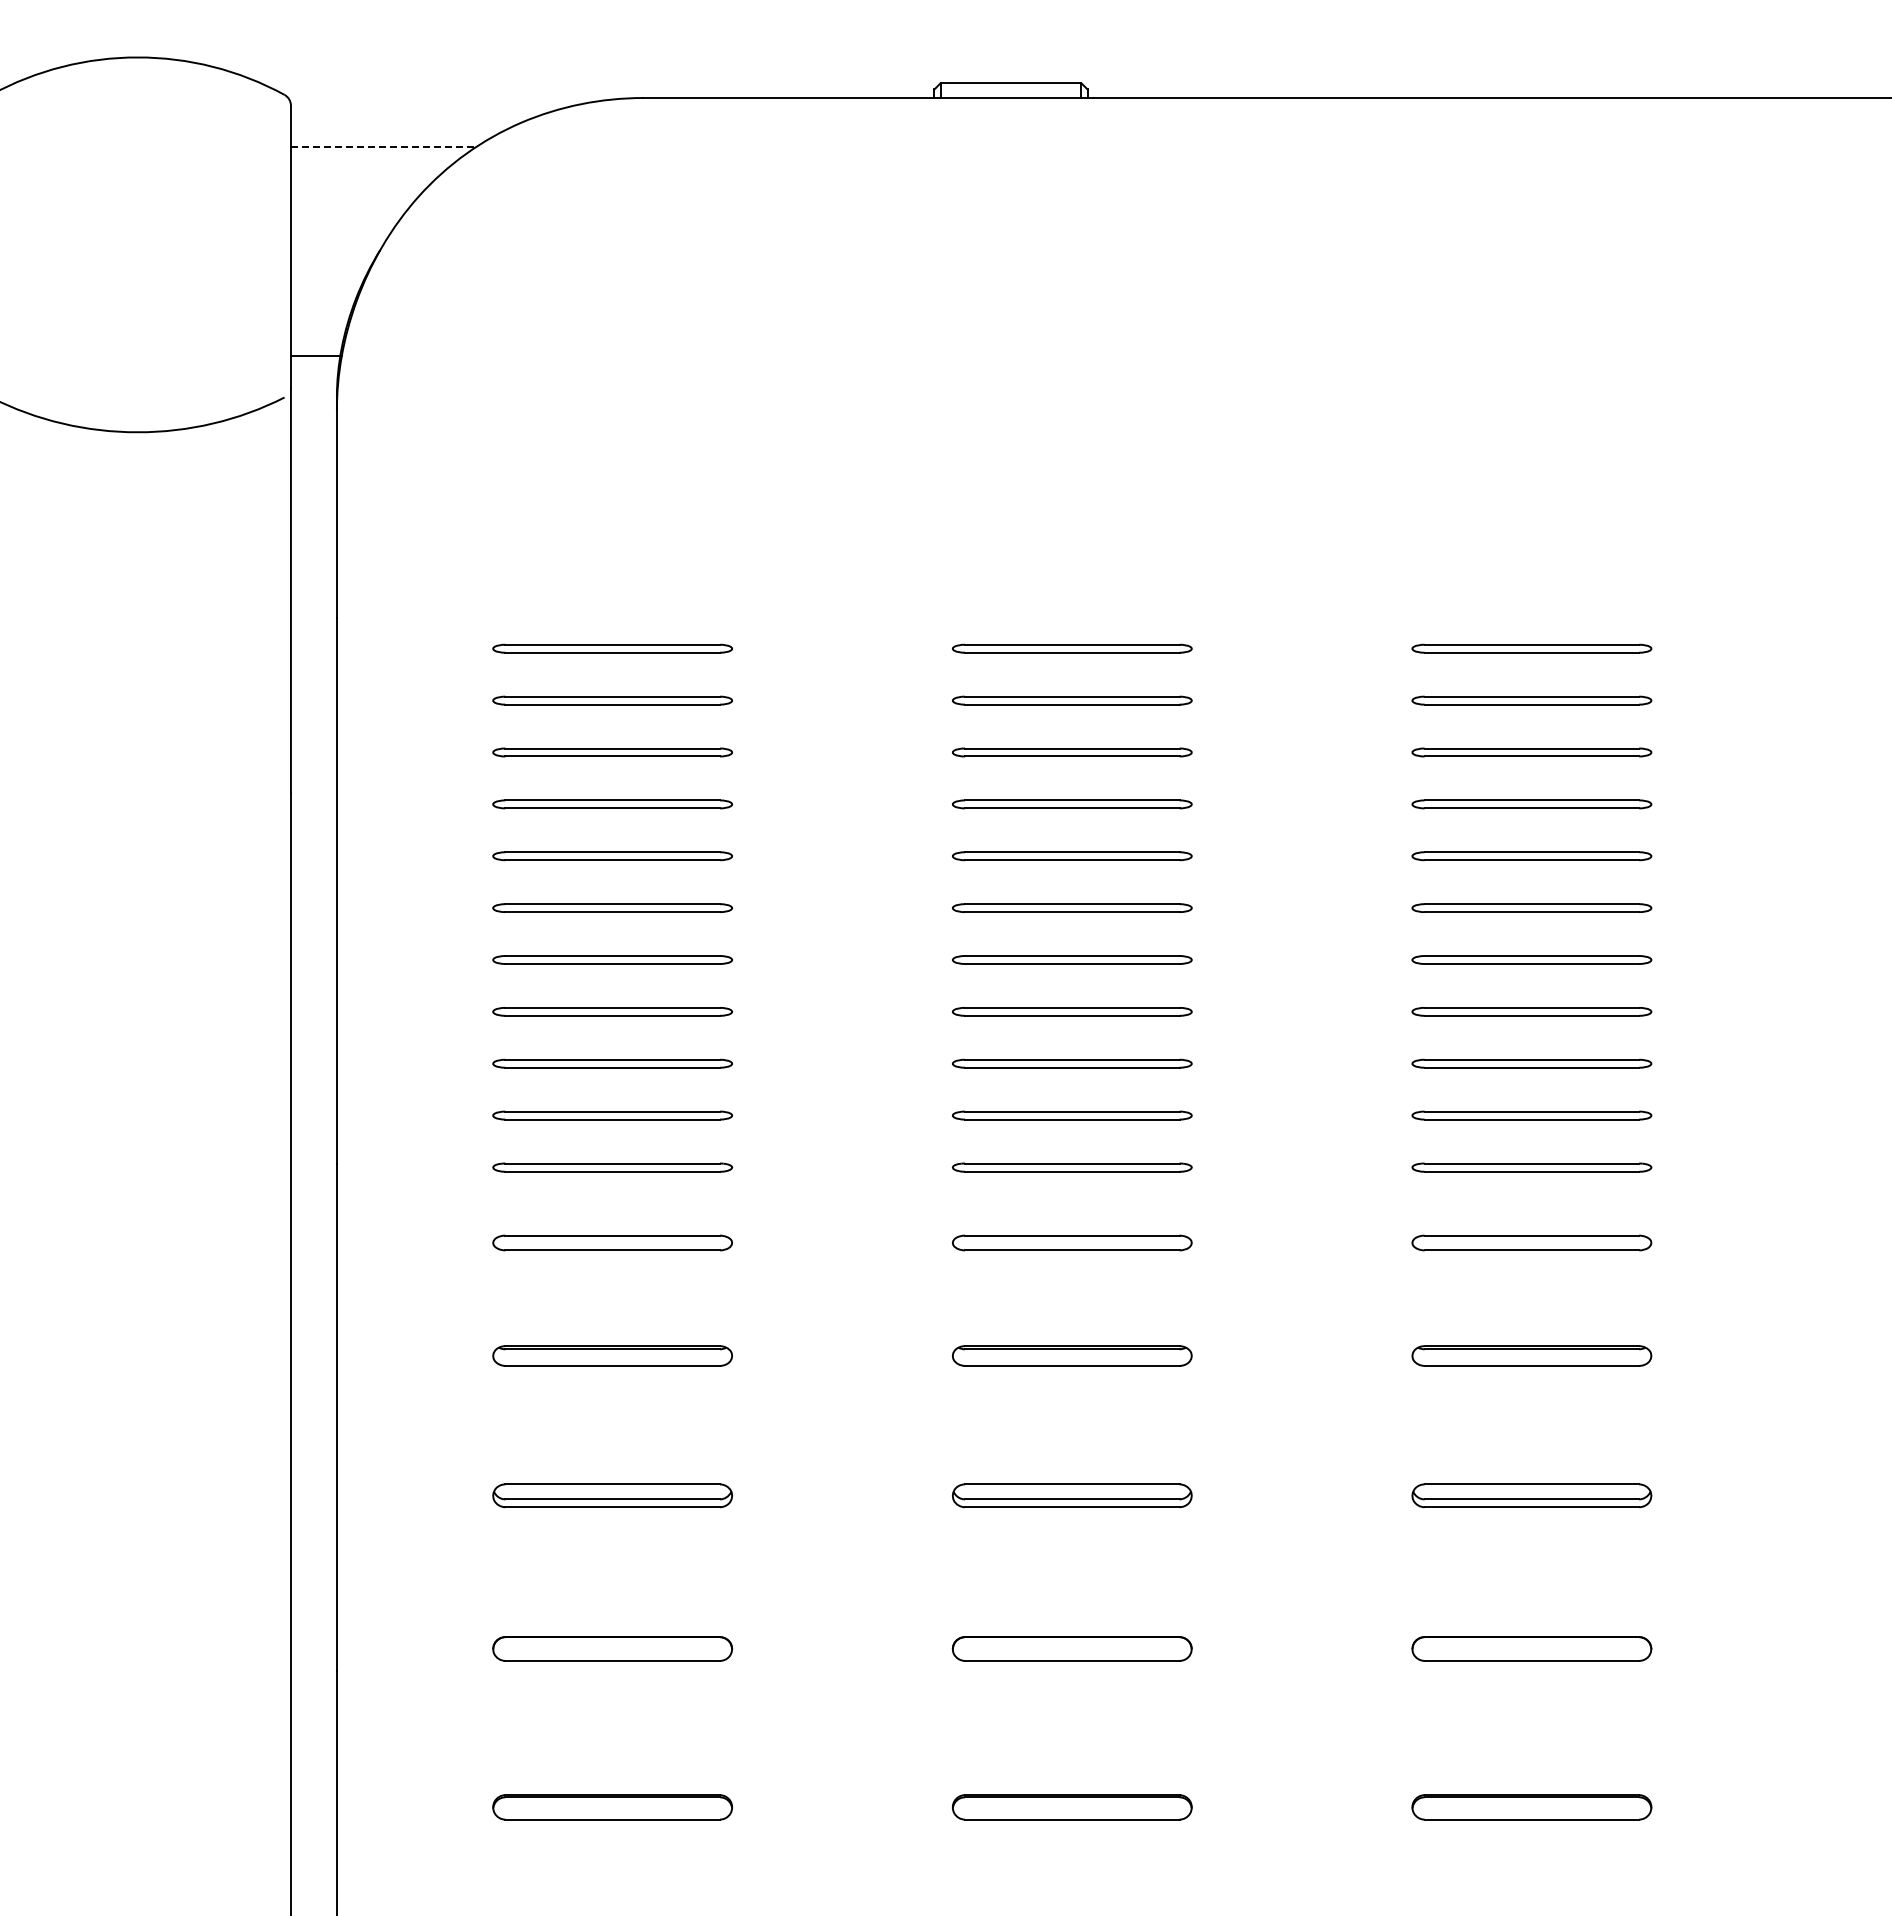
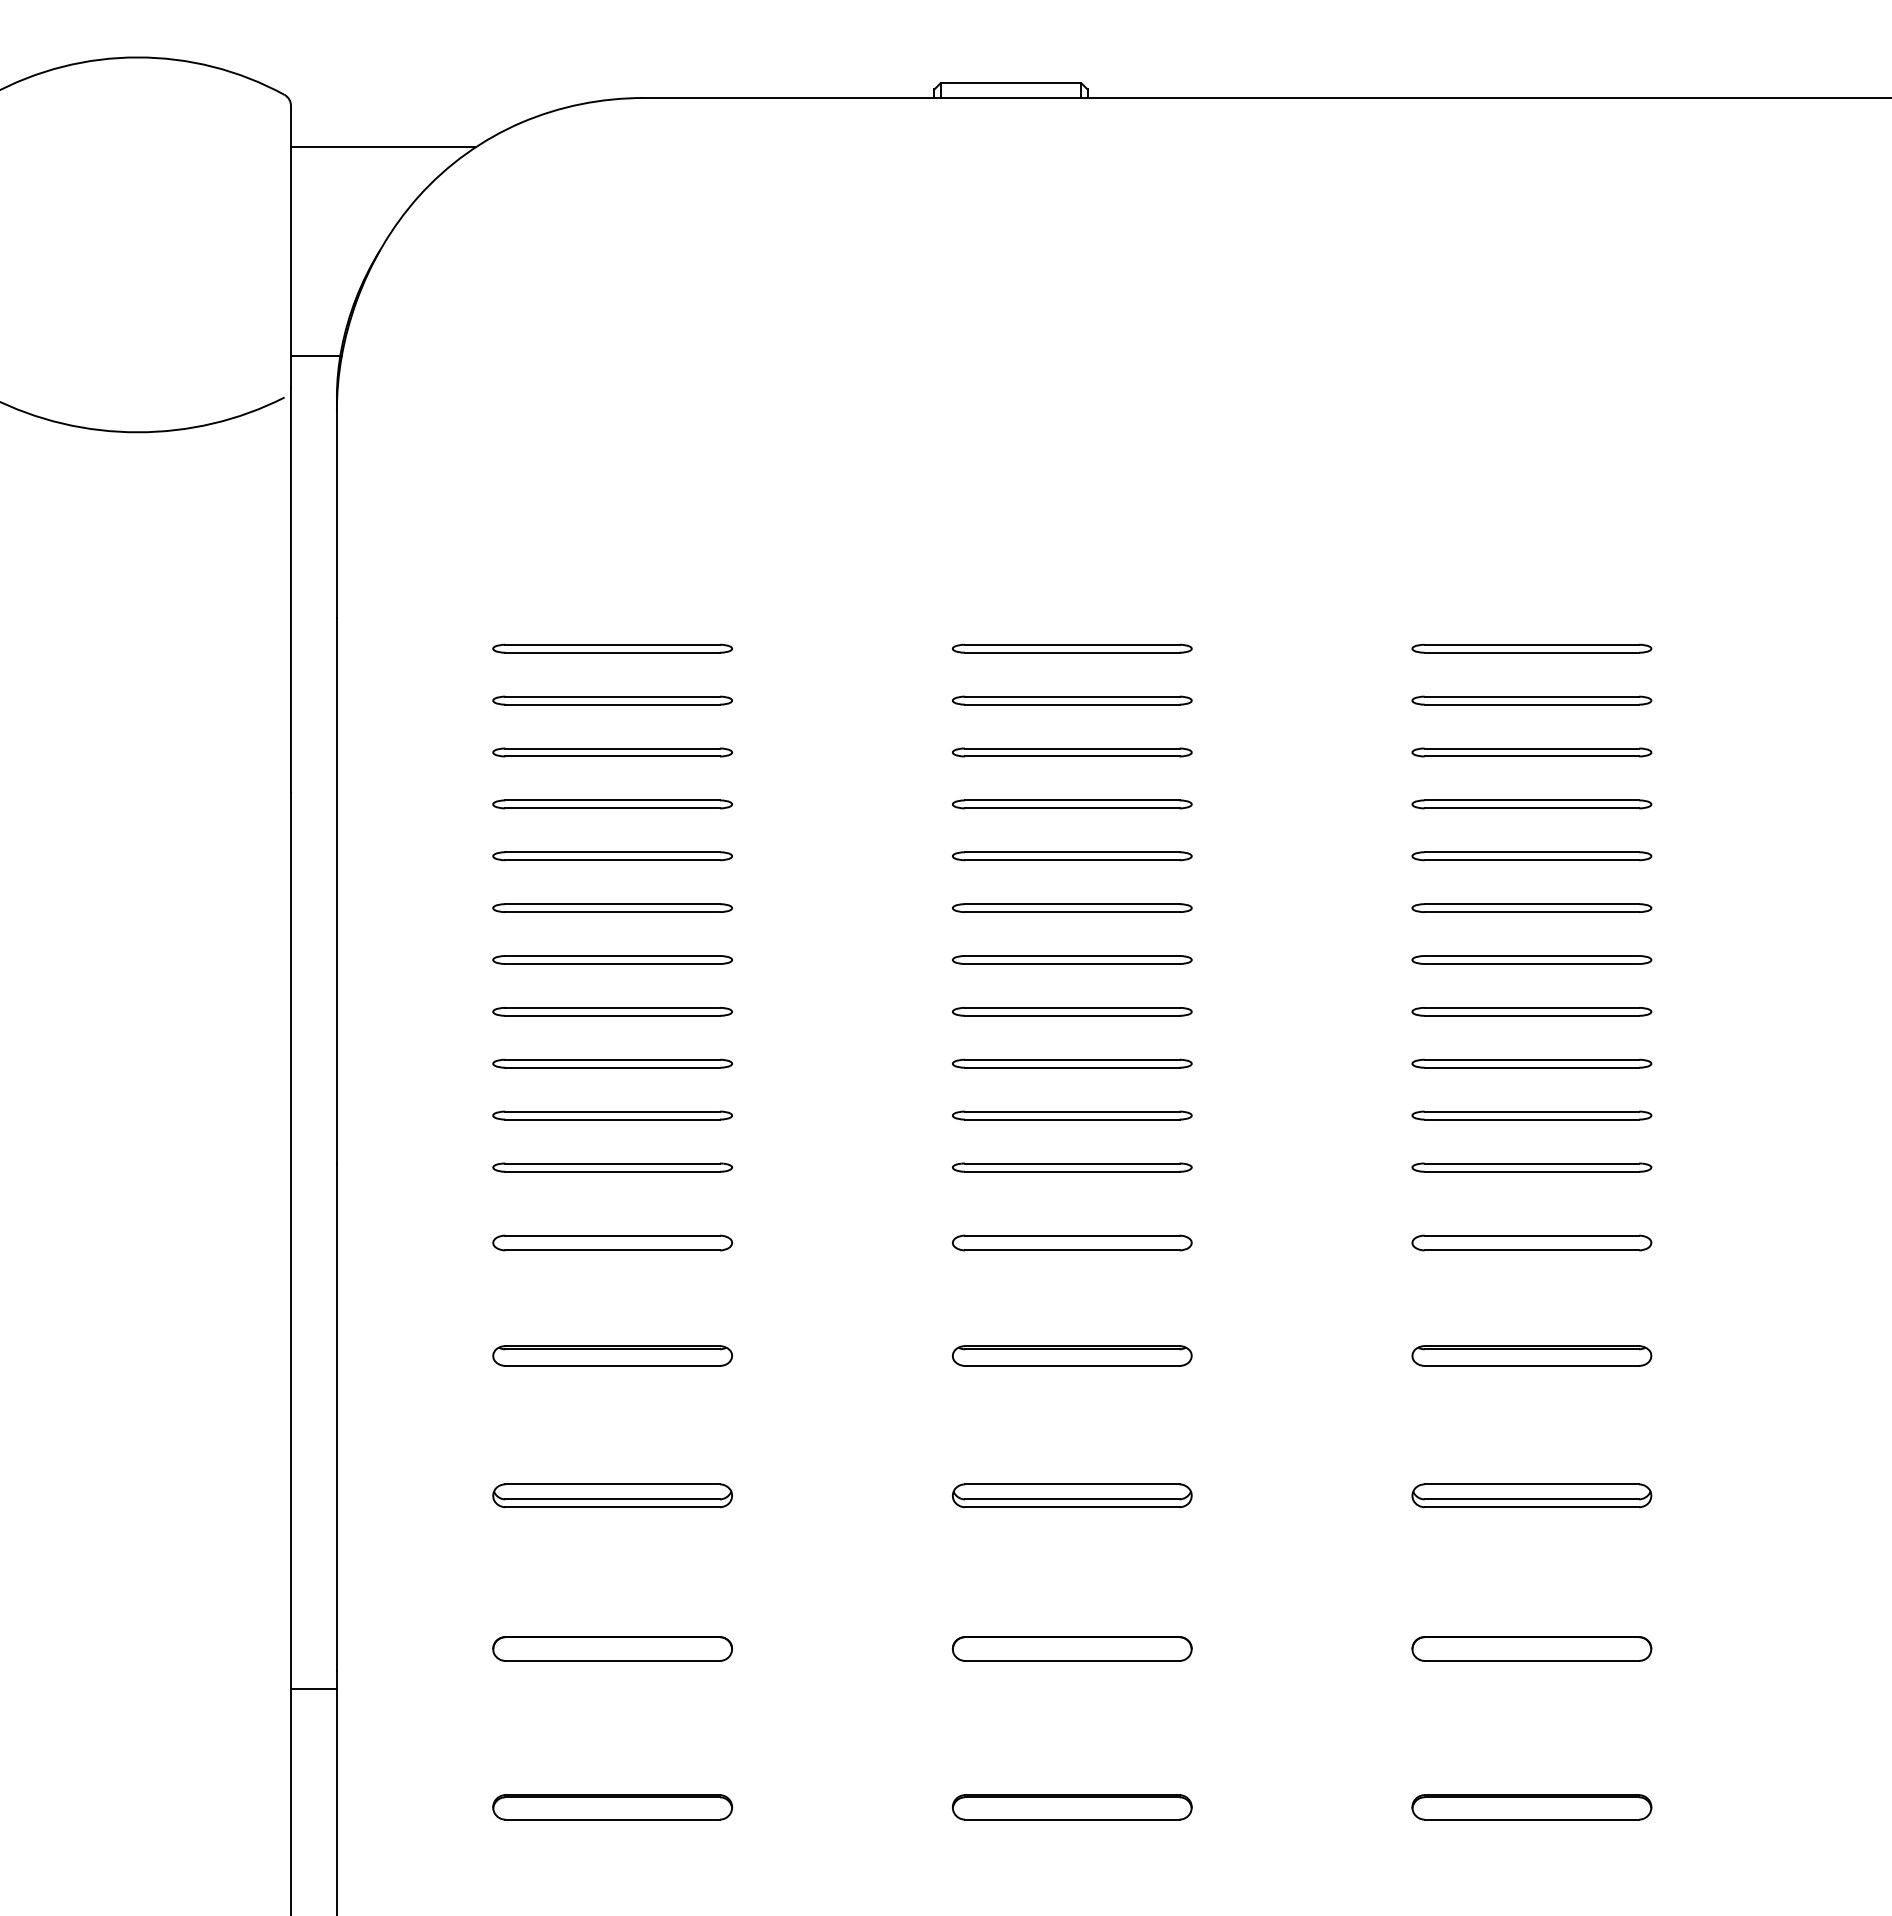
line: dashed -> solid (383, 147)
line: none -> present (313, 1689)
